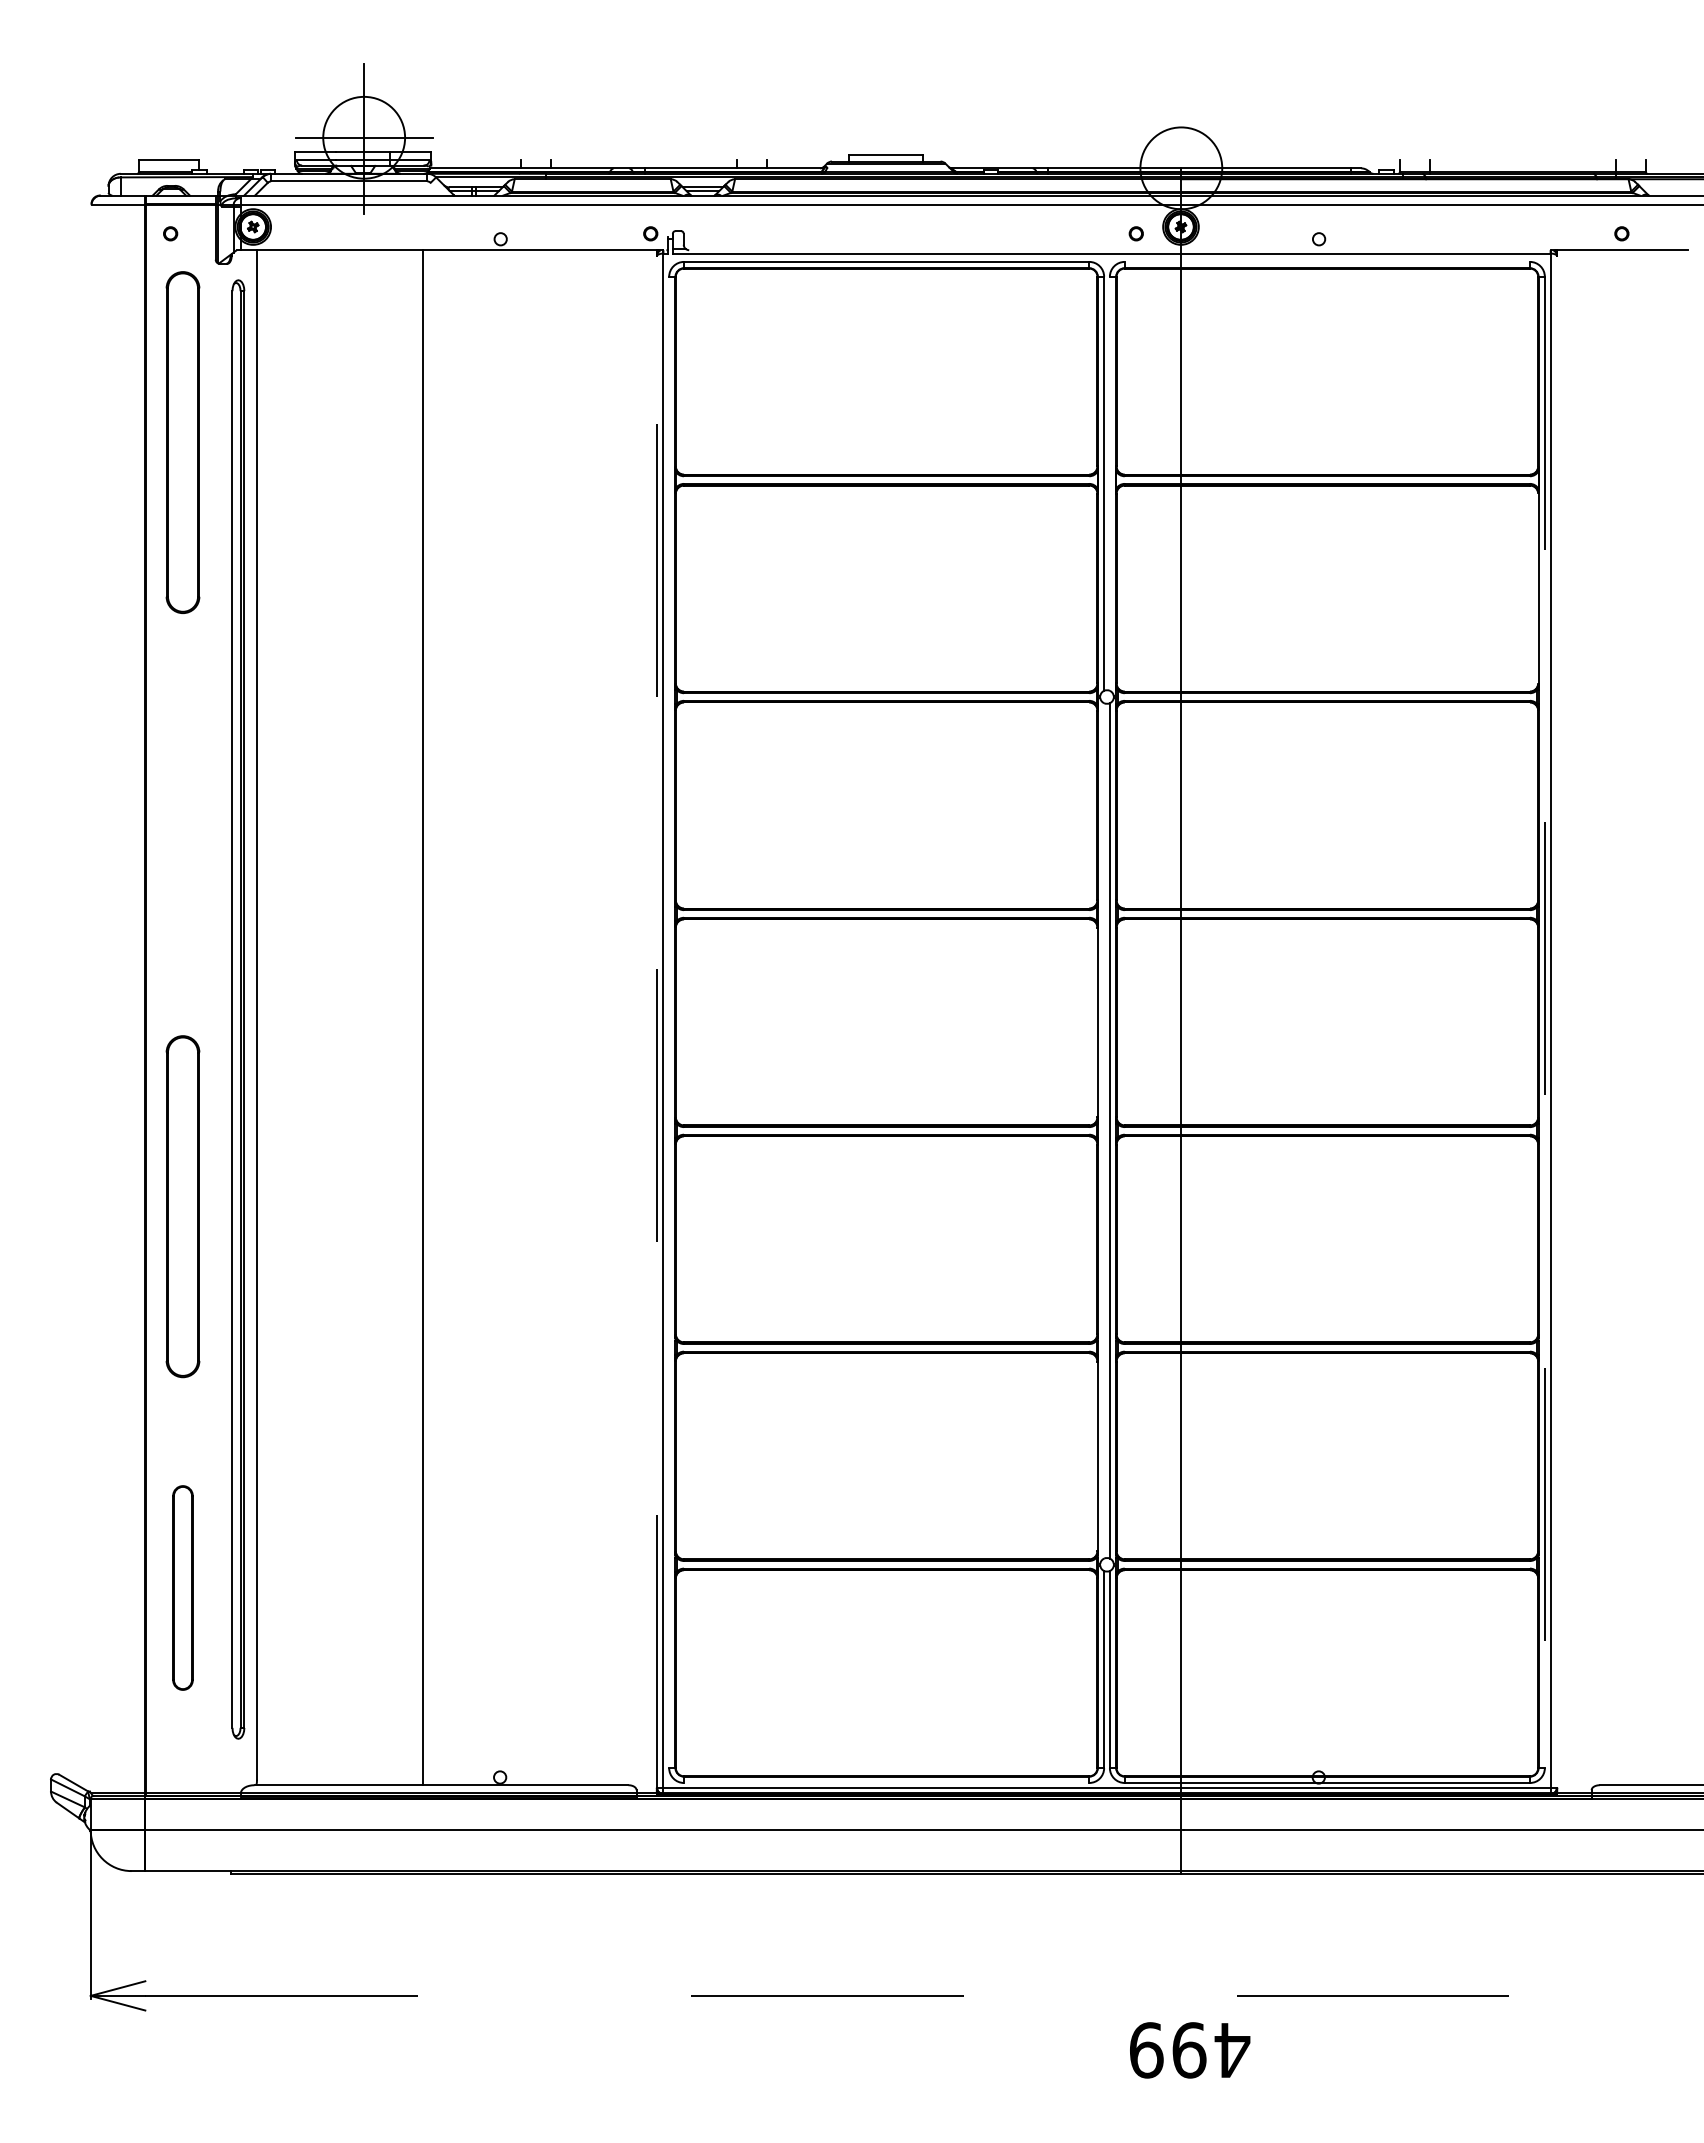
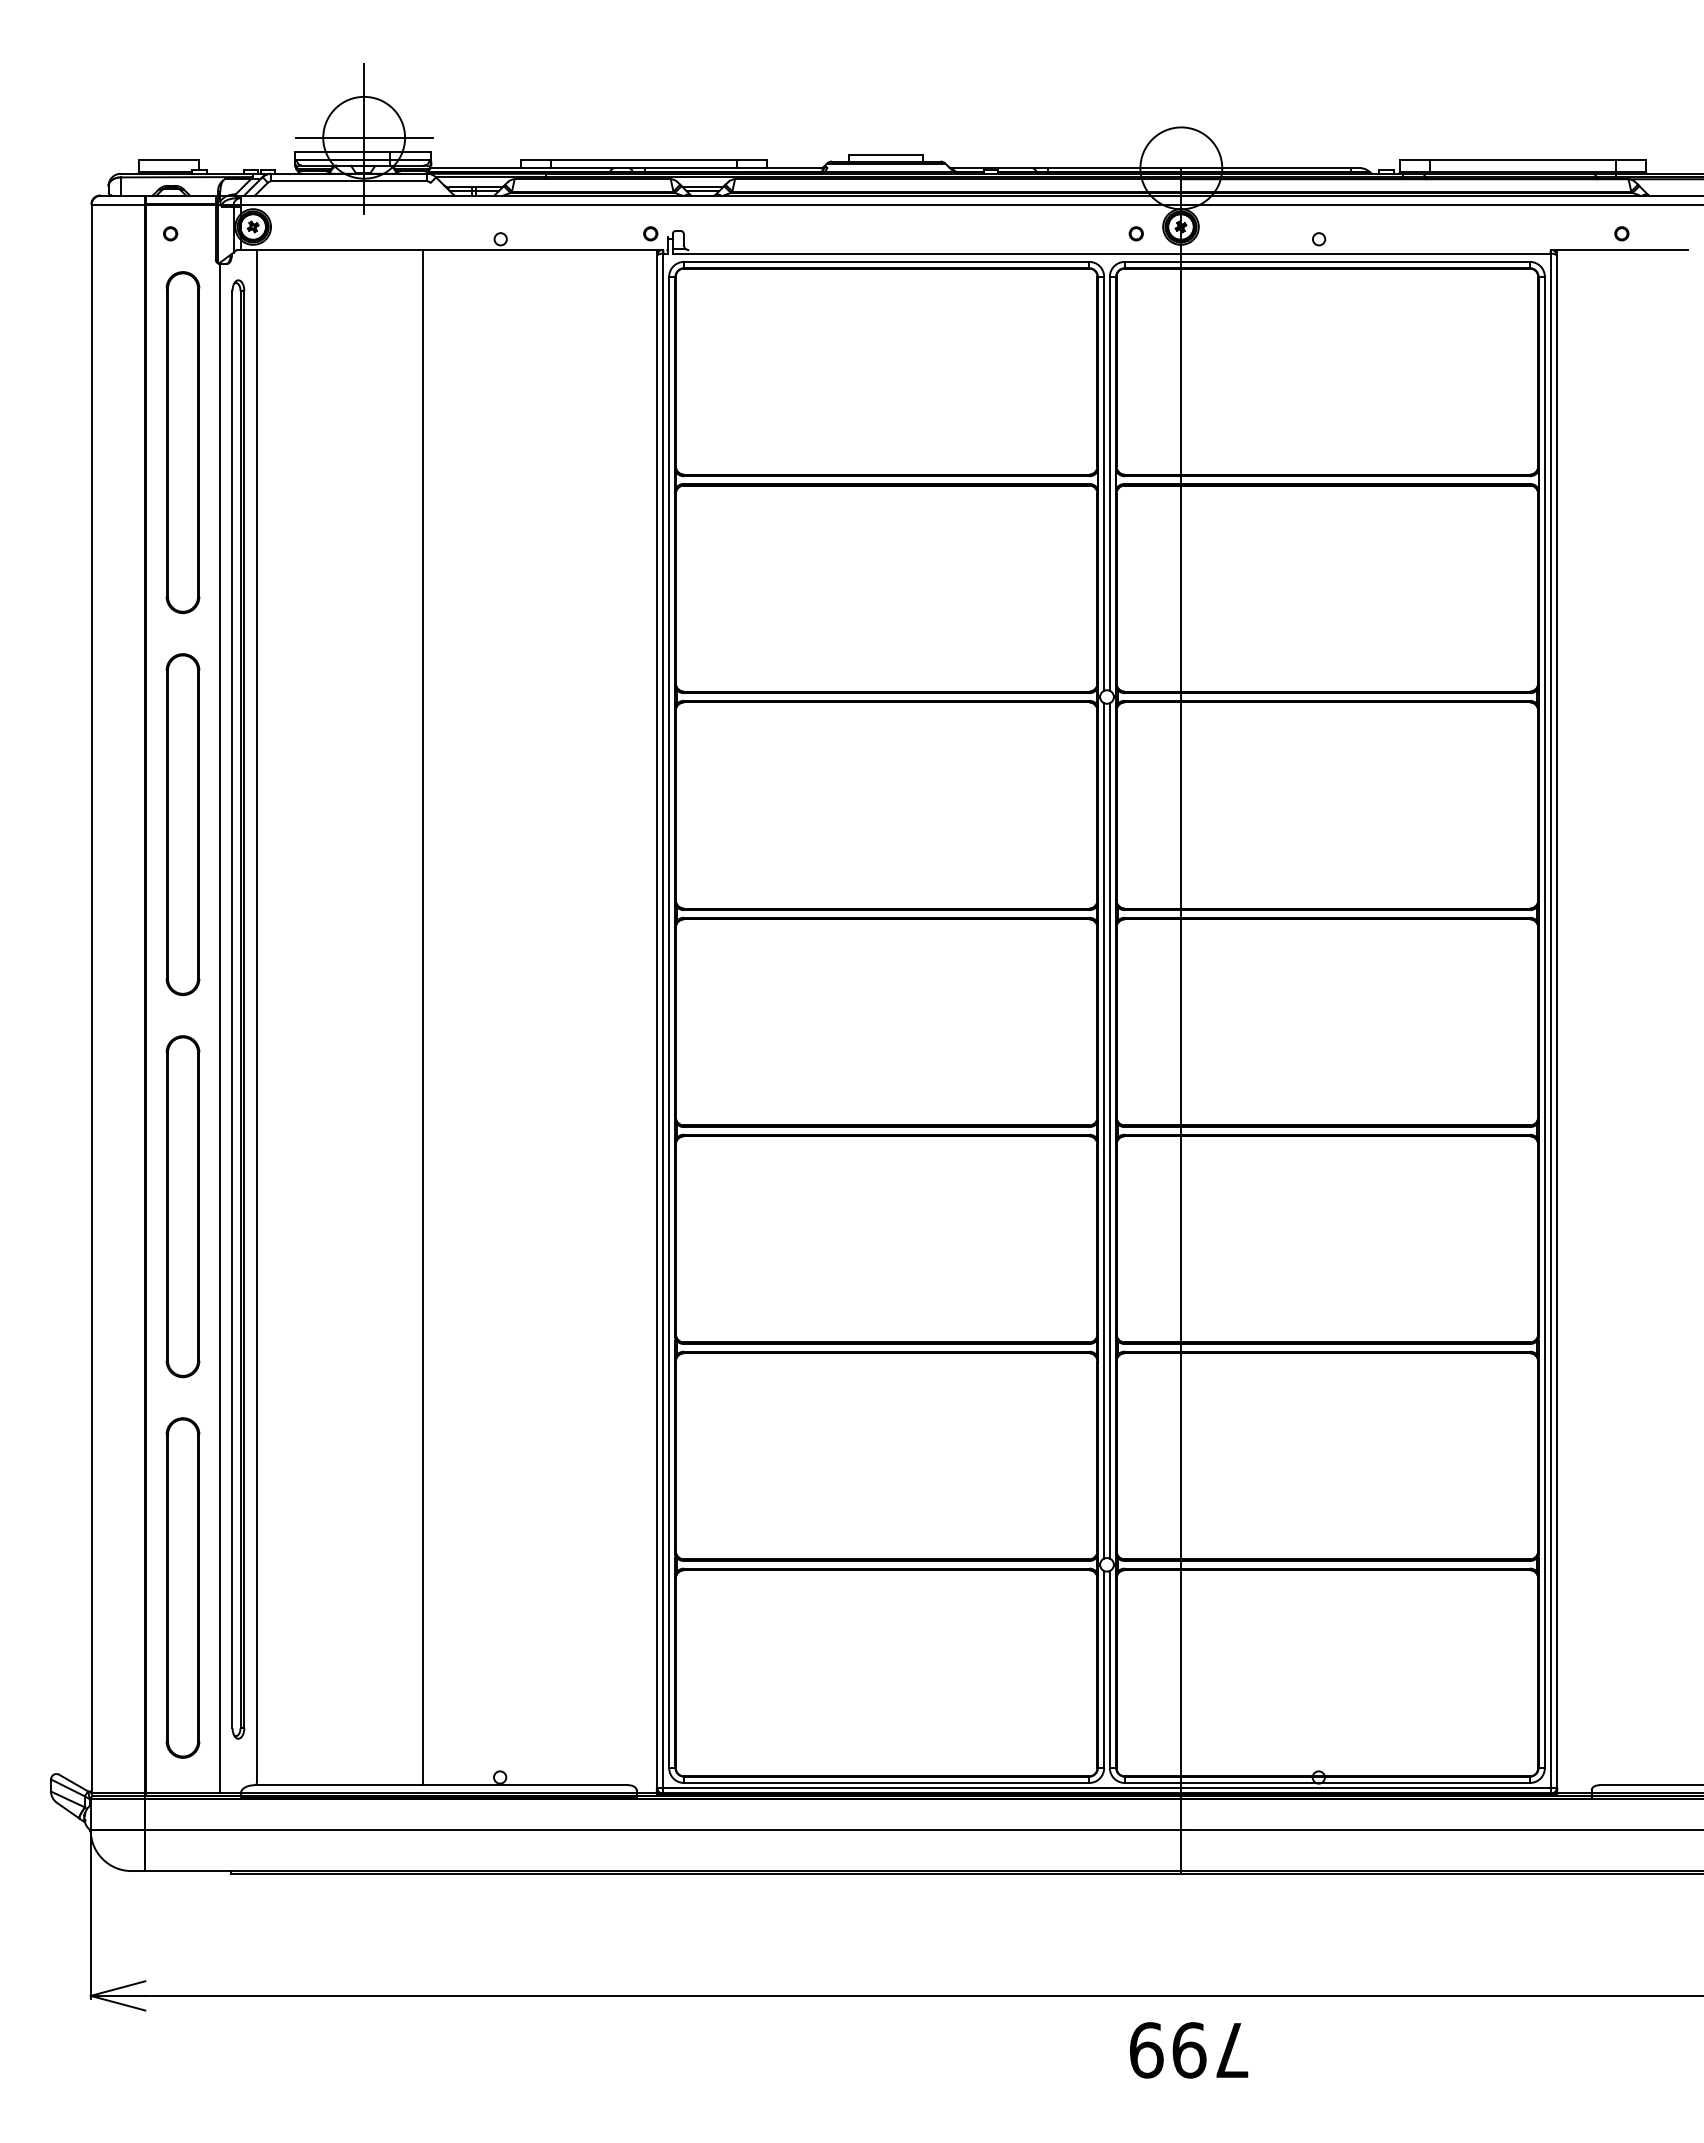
line: none -> present (644, 160)
line: none -> present (1522, 160)
line: none -> present (1326, 261)
line: none -> present (1109, 483)
line: none -> present (1538, 588)
part: none -> present (182, 824)
line: none -> present (91, 999)
line: dashed -> solid (657, 1021)
line: none -> present (1556, 1021)
line: none -> present (669, 1022)
line: none -> present (1097, 1022)
line: dashed -> solid (1544, 1022)
line: none -> present (219, 1028)
line: none -> present (1104, 1130)
line: none -> present (1097, 1456)
part size: 22x206 px -> 36x342 px (182, 1587)
line: none -> present (886, 1782)
line: dashed -> solid (925, 1995)
text: 499 -> 799 (1232, 2050)
